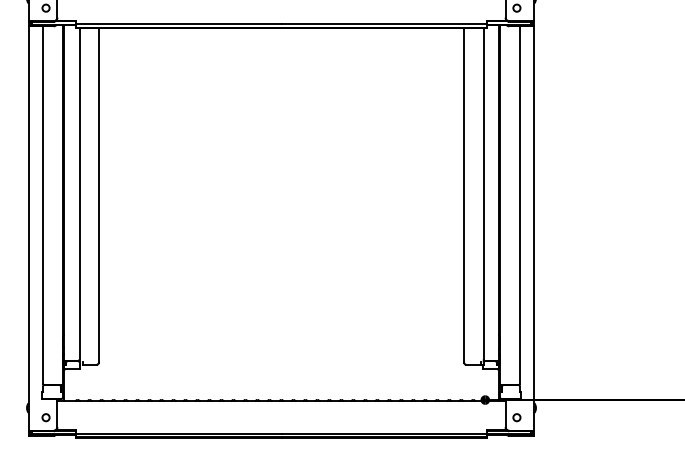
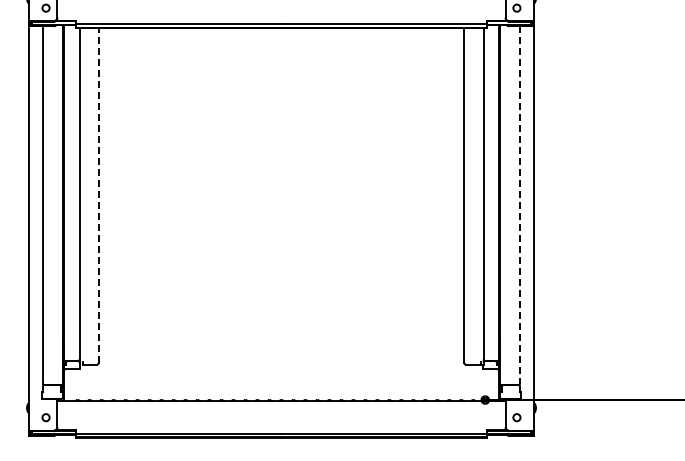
line: solid -> dashed (98, 195)
line: solid -> dashed (520, 204)
